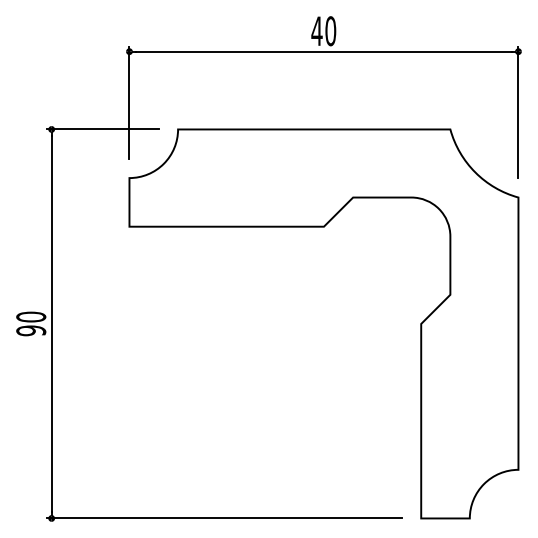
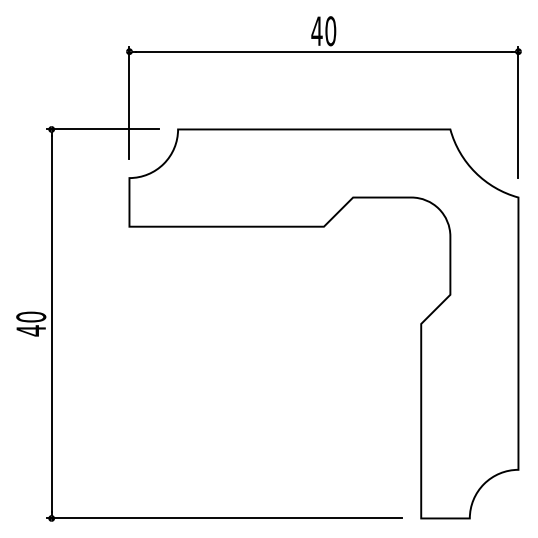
text: 90 -> 40 (31, 330)
